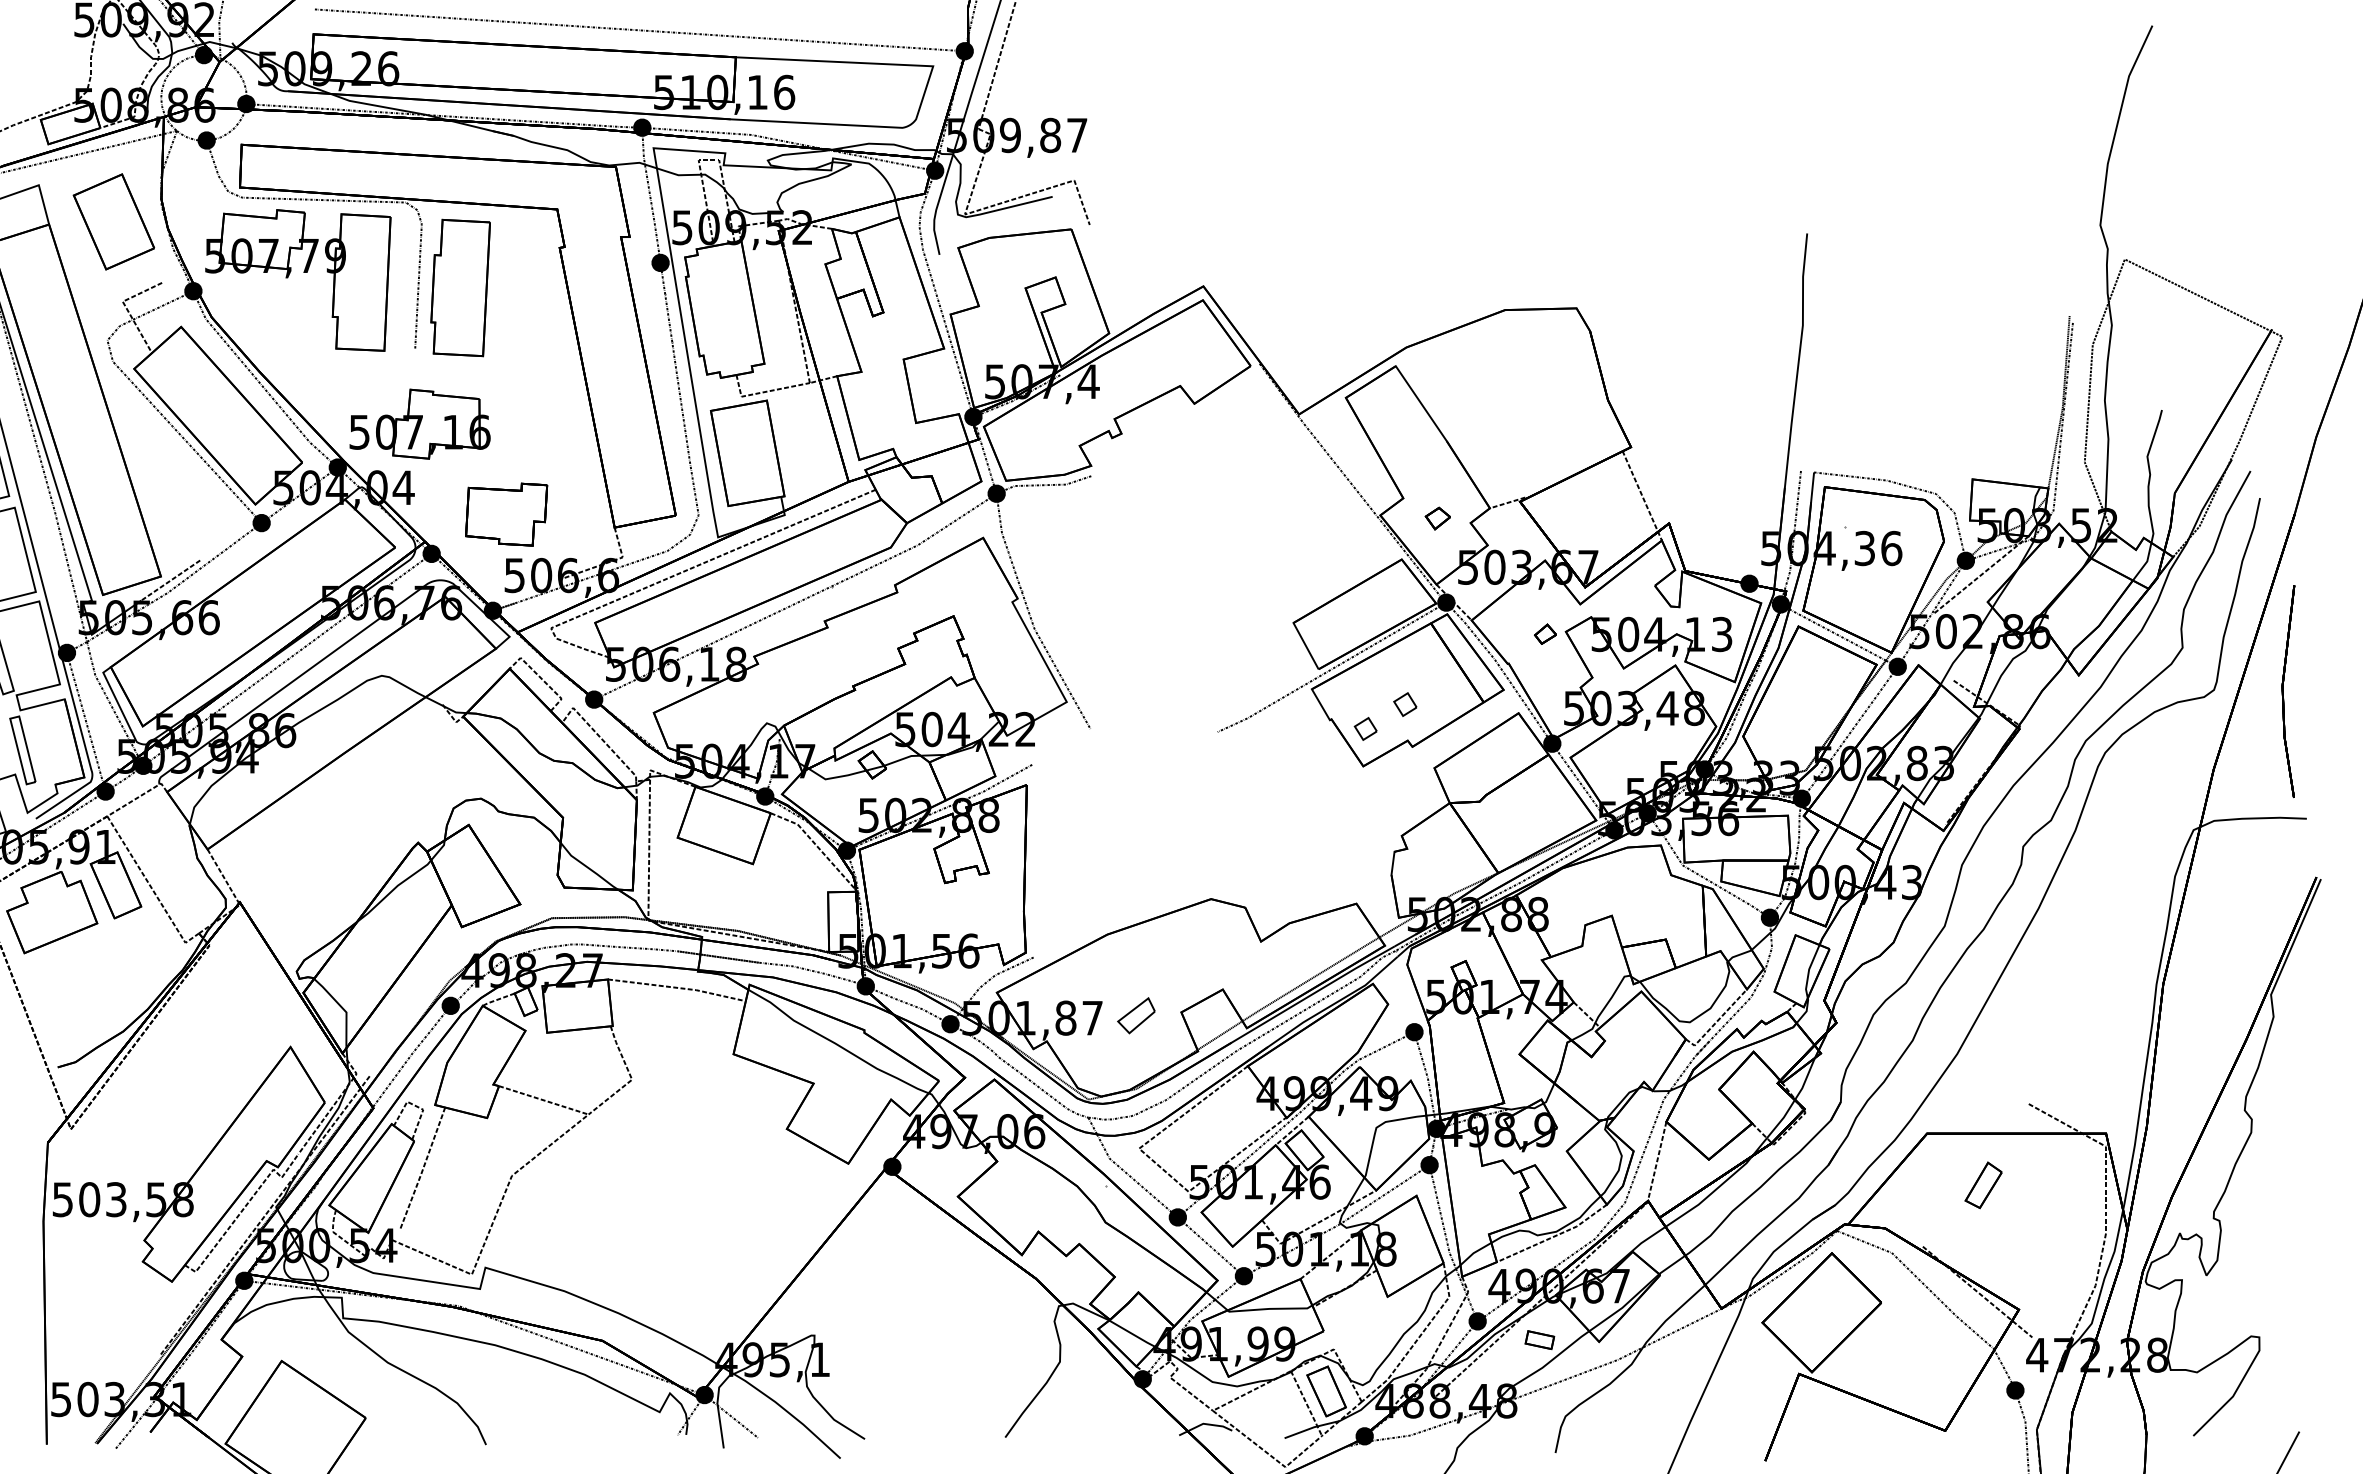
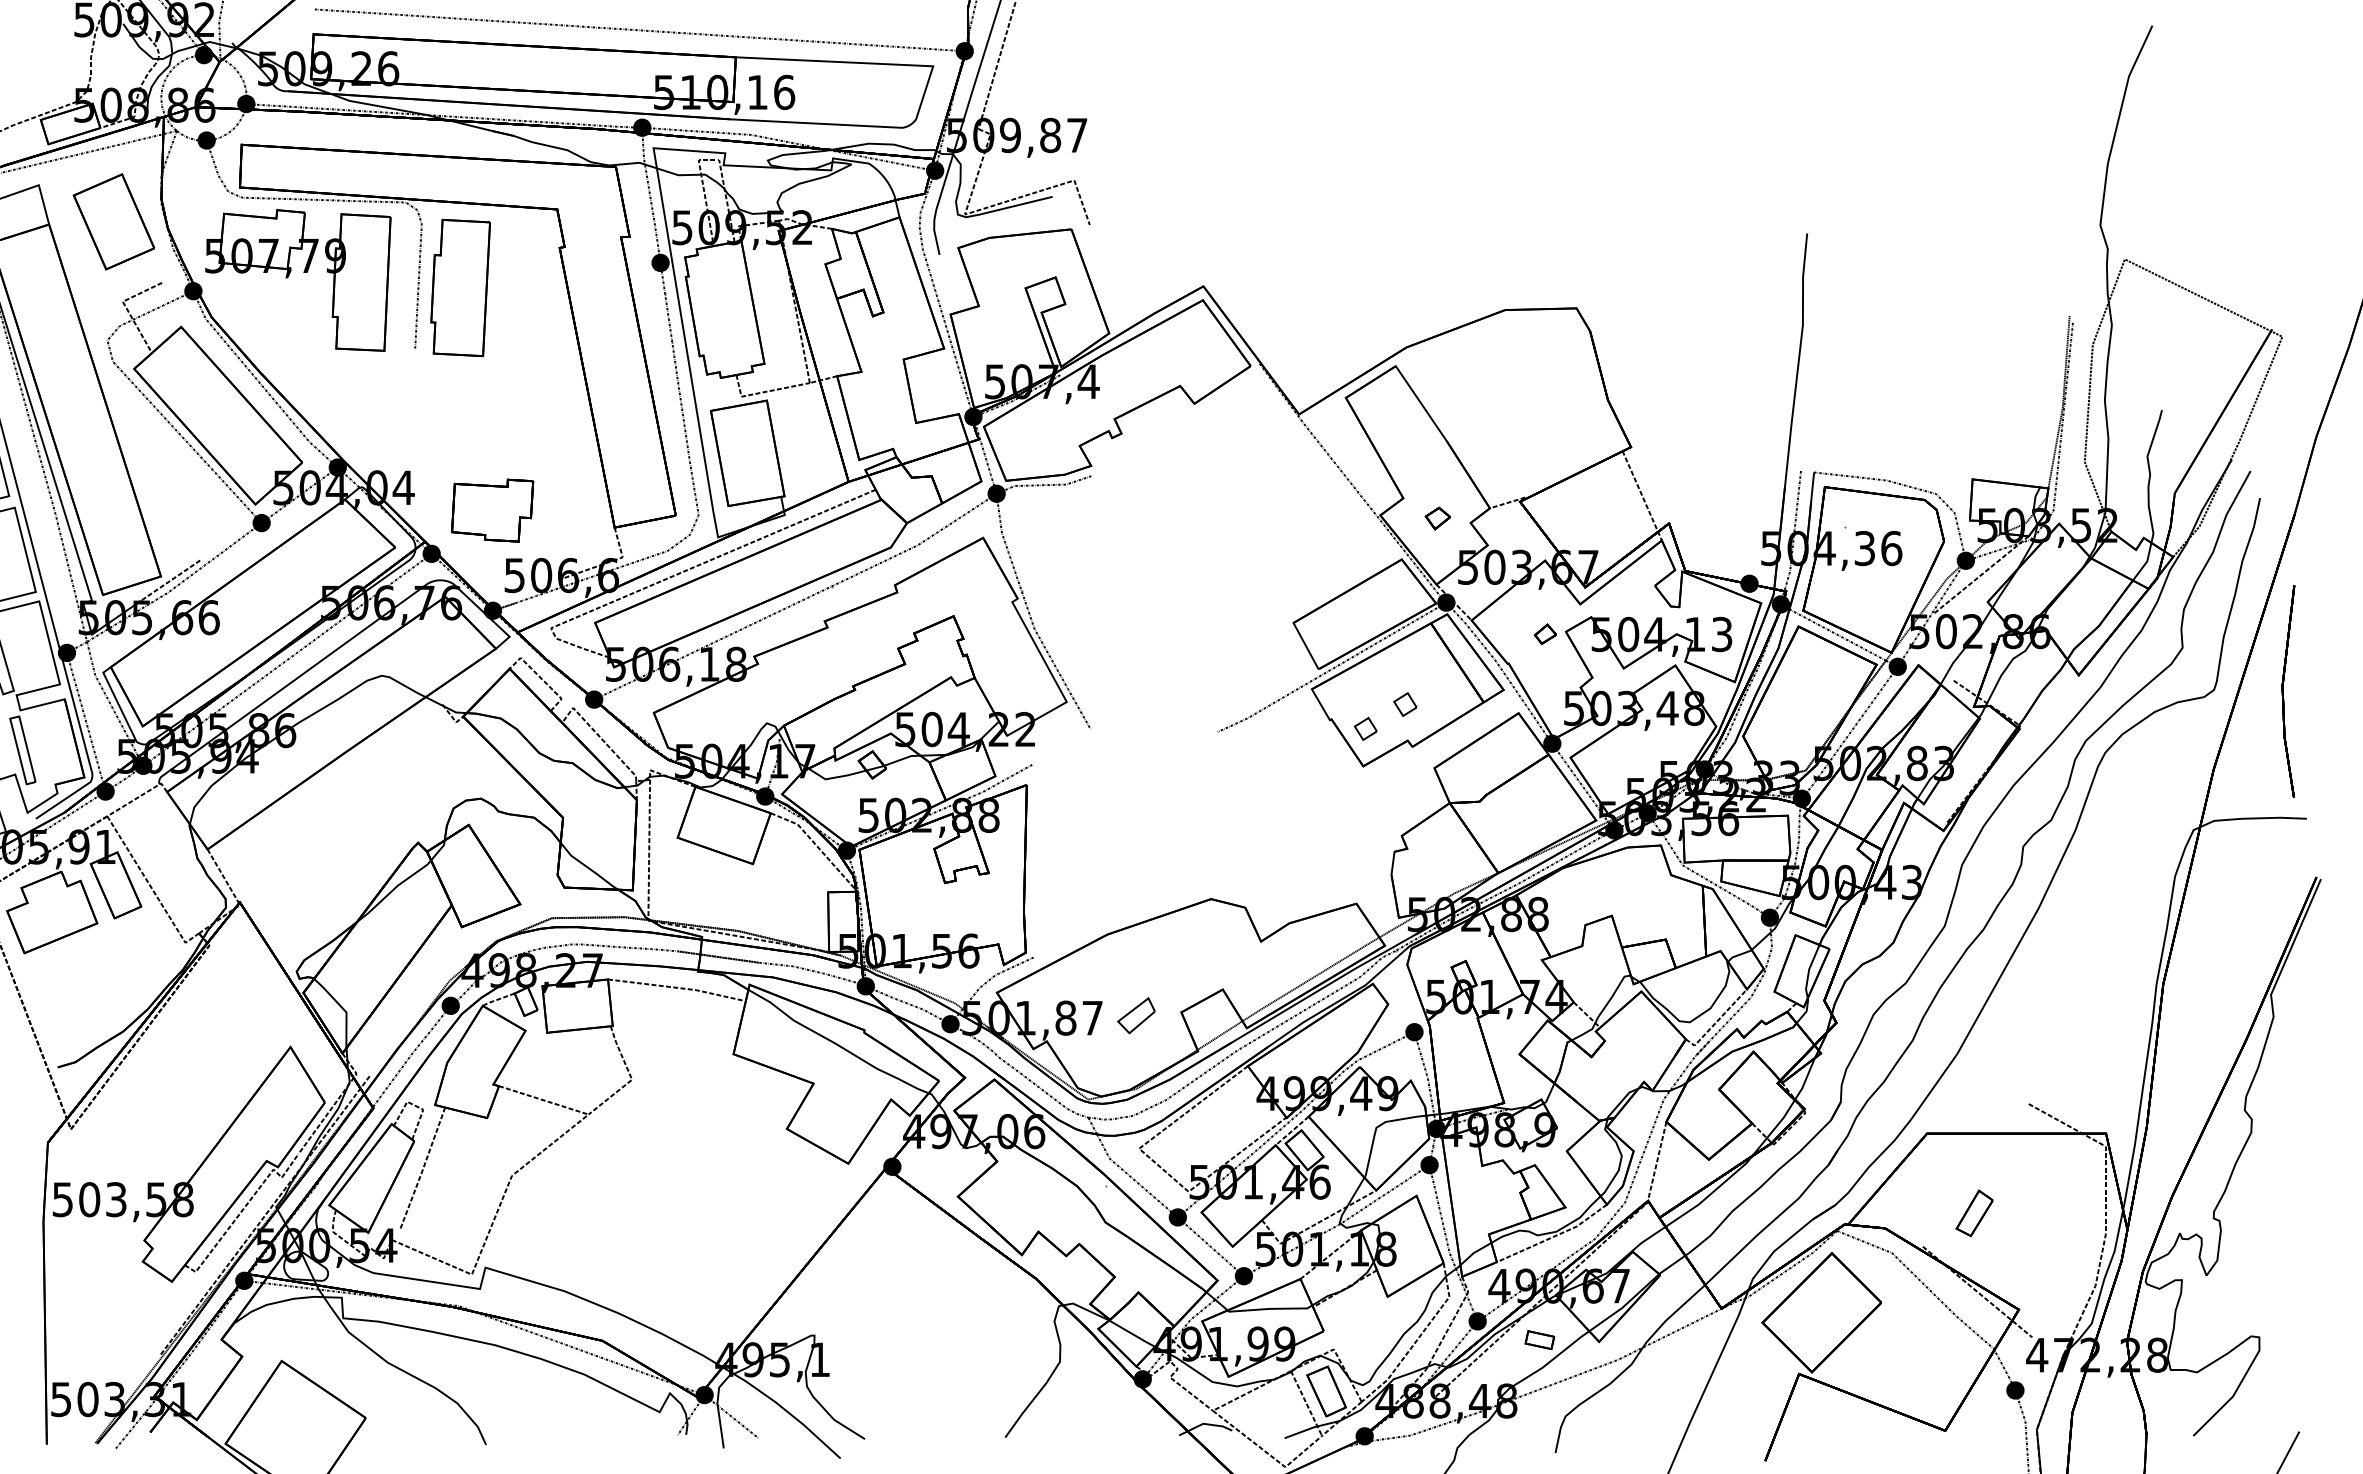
part: present -> none (419, 423)
part position: (506, 514) -> (492, 510) (492, 510)
part position: (1983, 1185) -> (1974, 1213) (1974, 1213)
